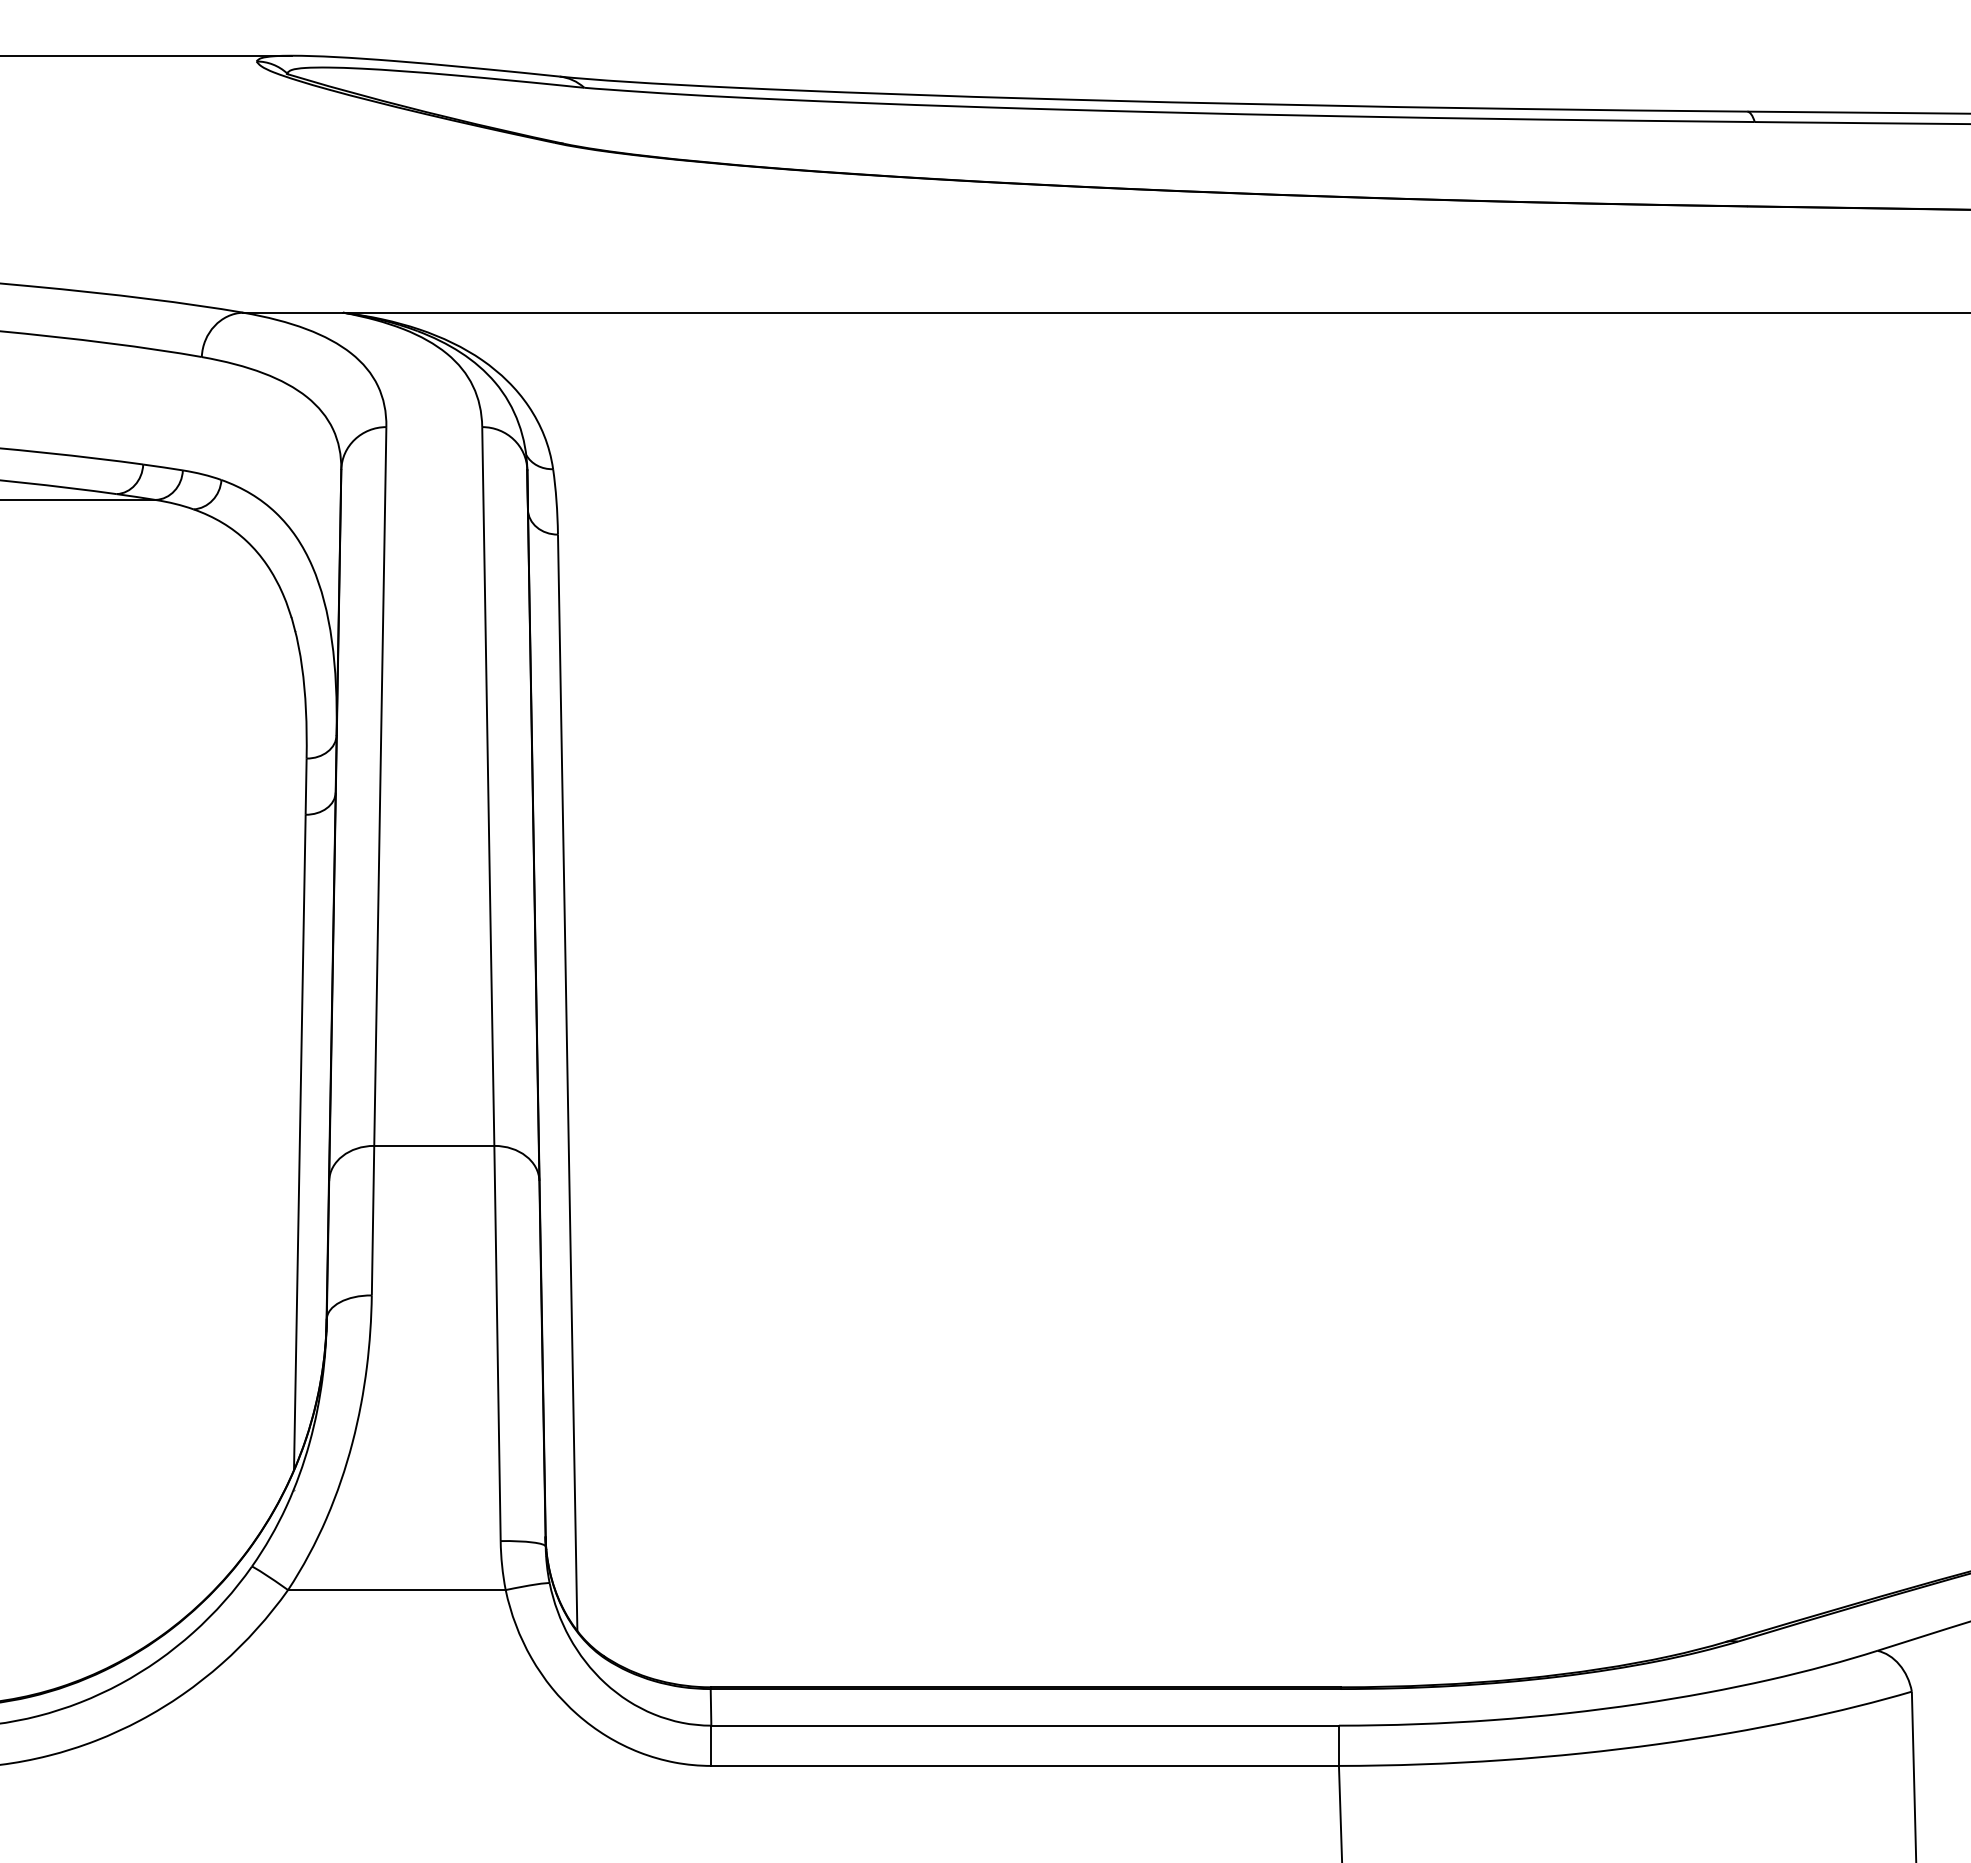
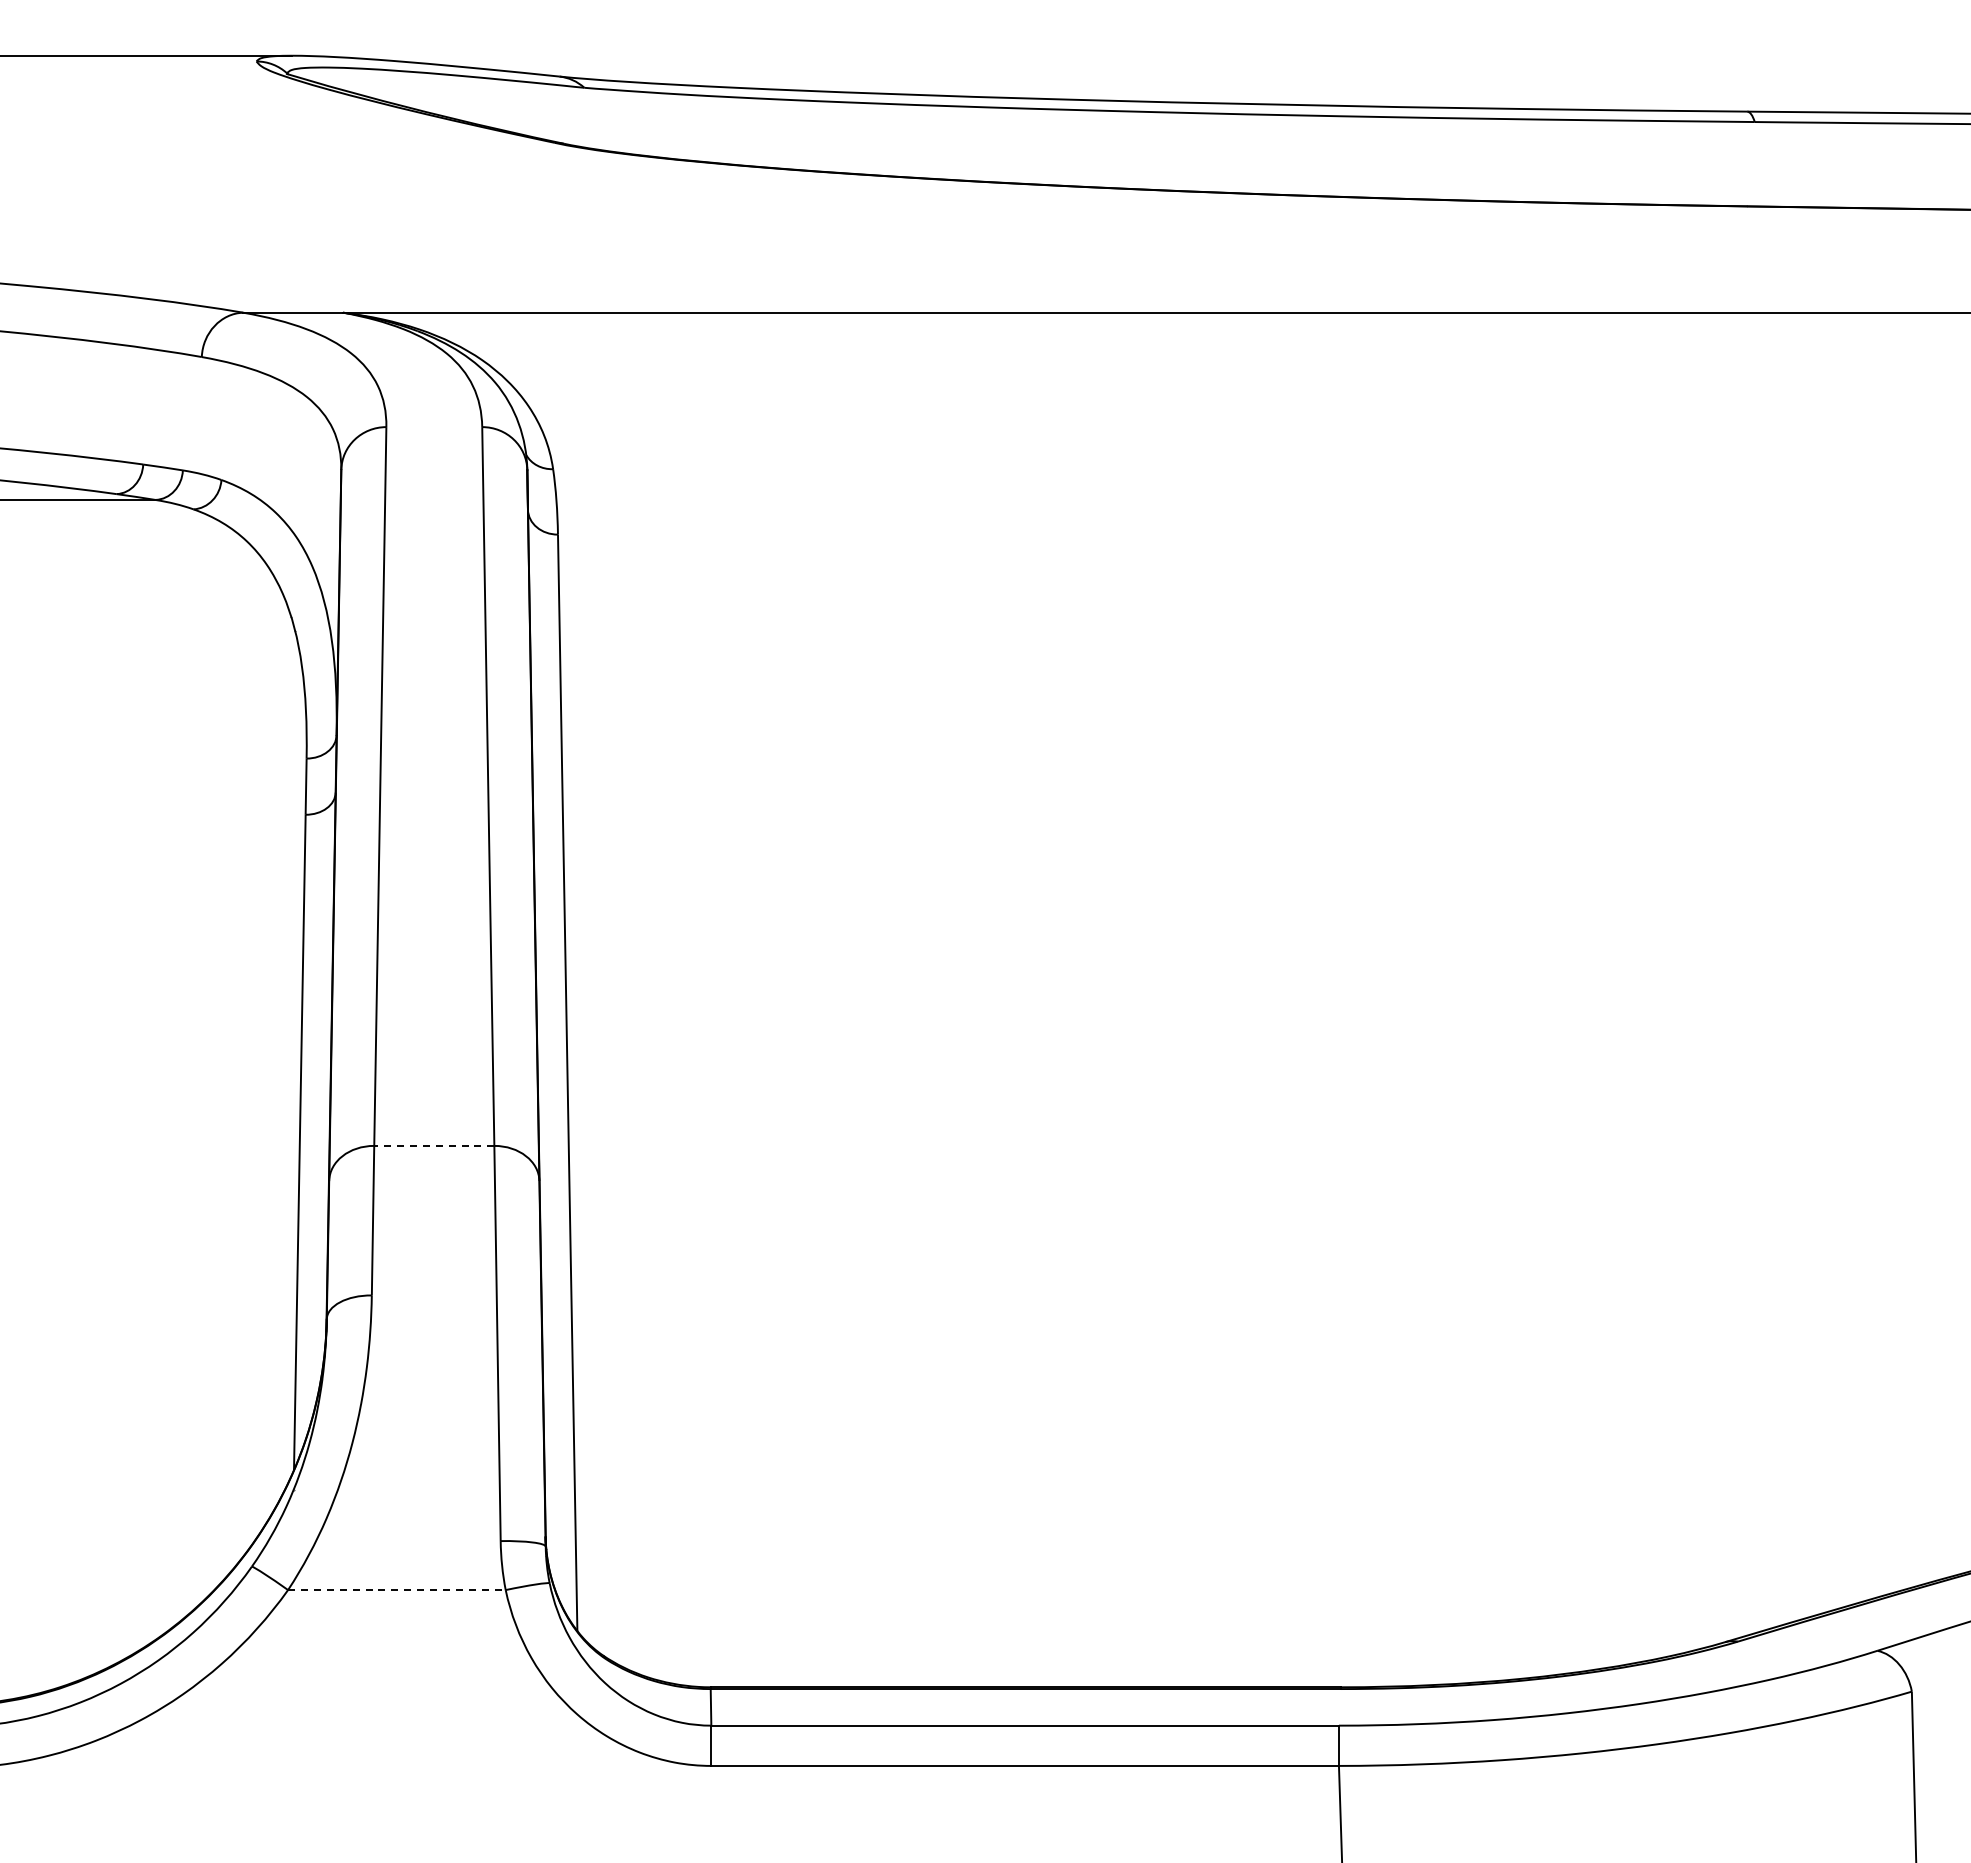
line: solid -> dashed (433, 1145)
line: solid -> dashed (396, 1590)
